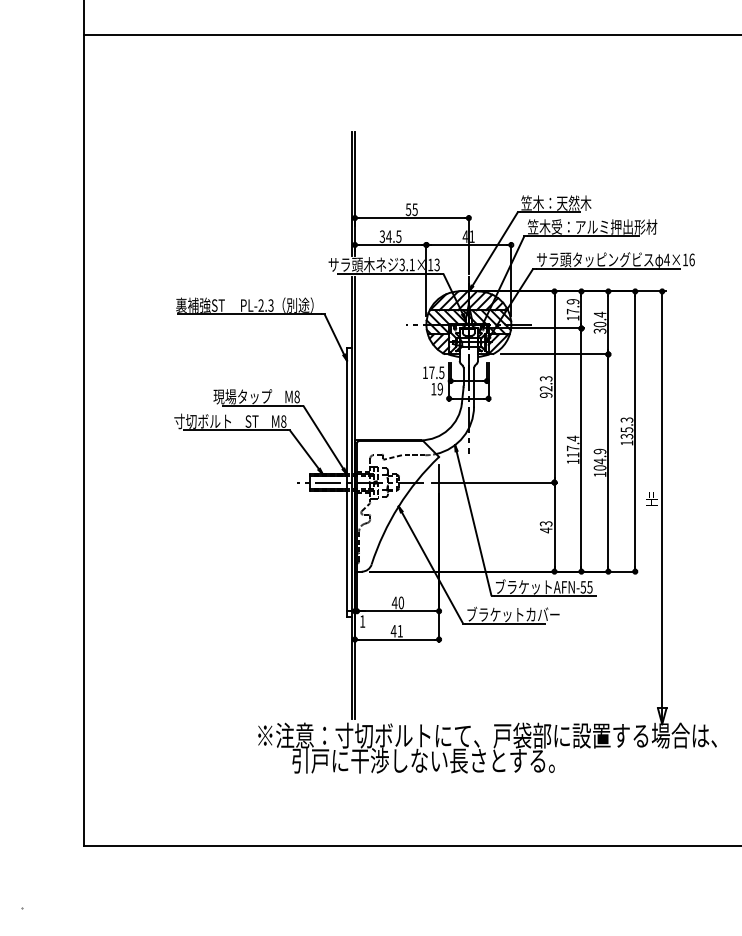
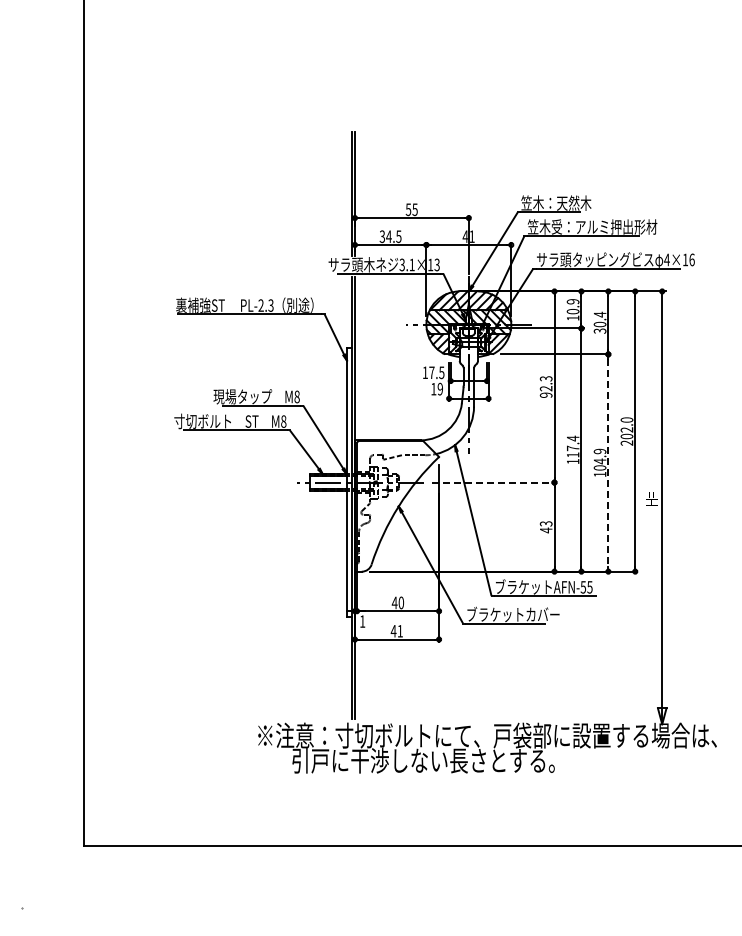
line: present -> none (411, 35)
text: 17.9 -> 10.9 (572, 311)
text: 135.3 -> 202.0 (626, 431)
line: solid -> dashed (608, 463)
line: solid -> dashed (494, 482)
